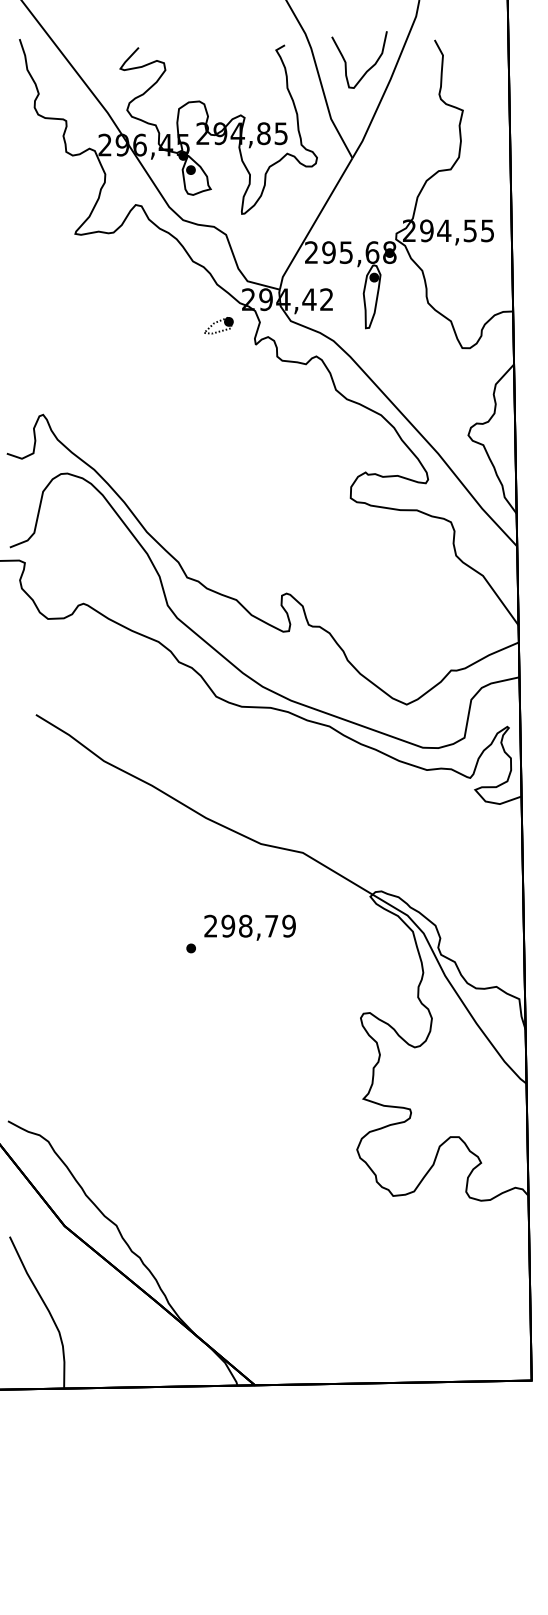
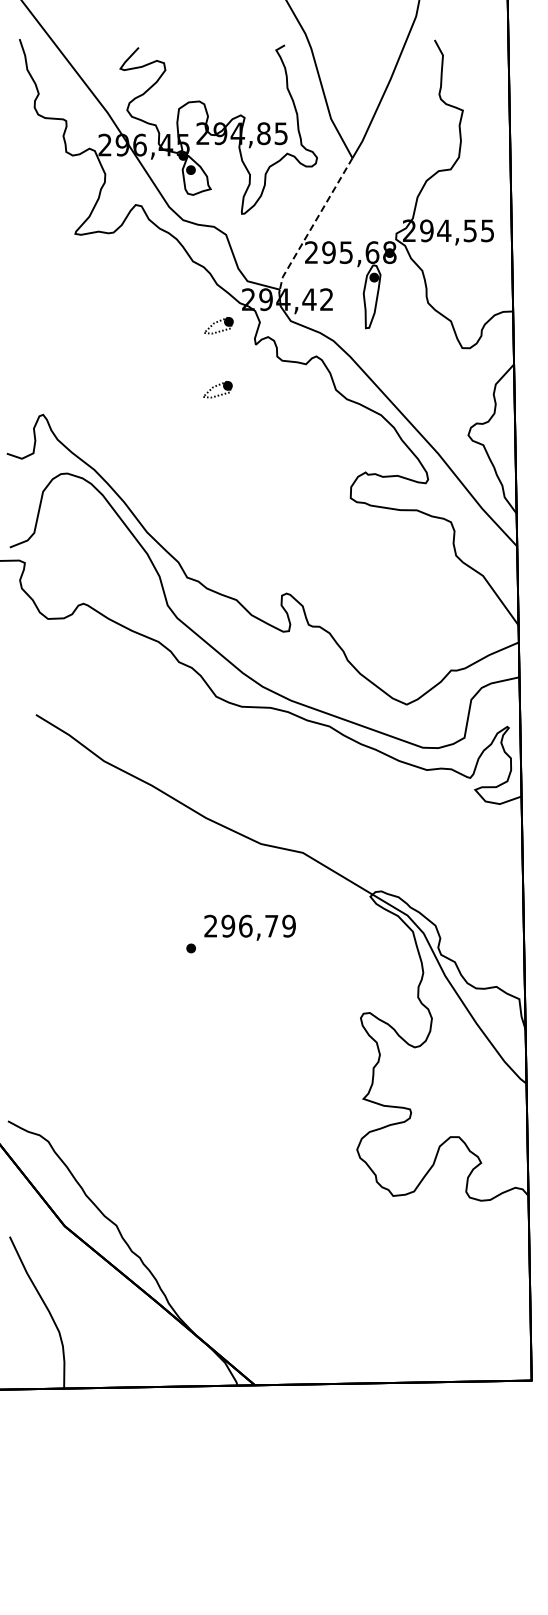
curve: present -> none (368, 68)
line: solid -> dashed (314, 223)
part: none -> present (217, 389)
text: 298,79 -> 296,79 (245, 925)
